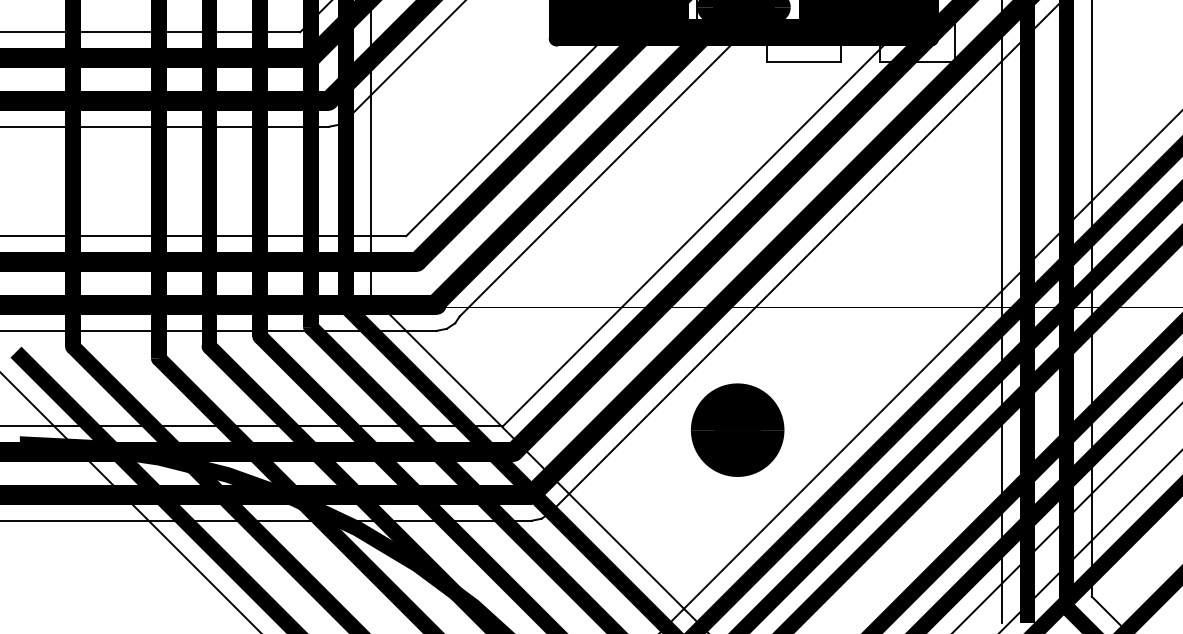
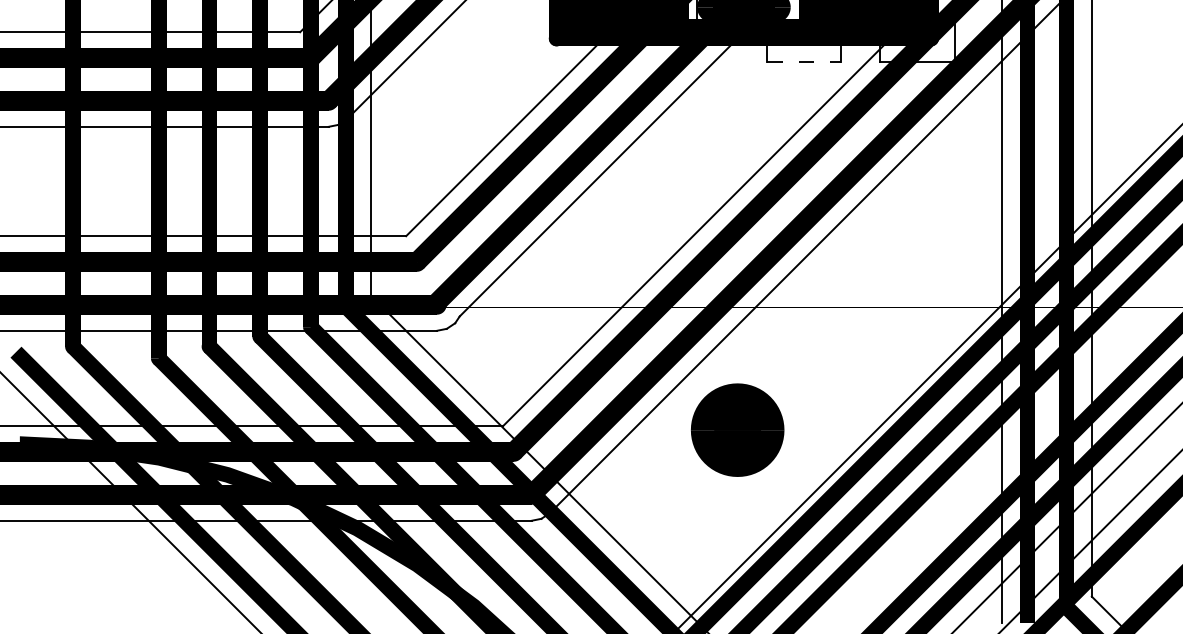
line: solid -> dashed (804, 61)
line position: (920, 371) -> (927, 378) (927, 378)
